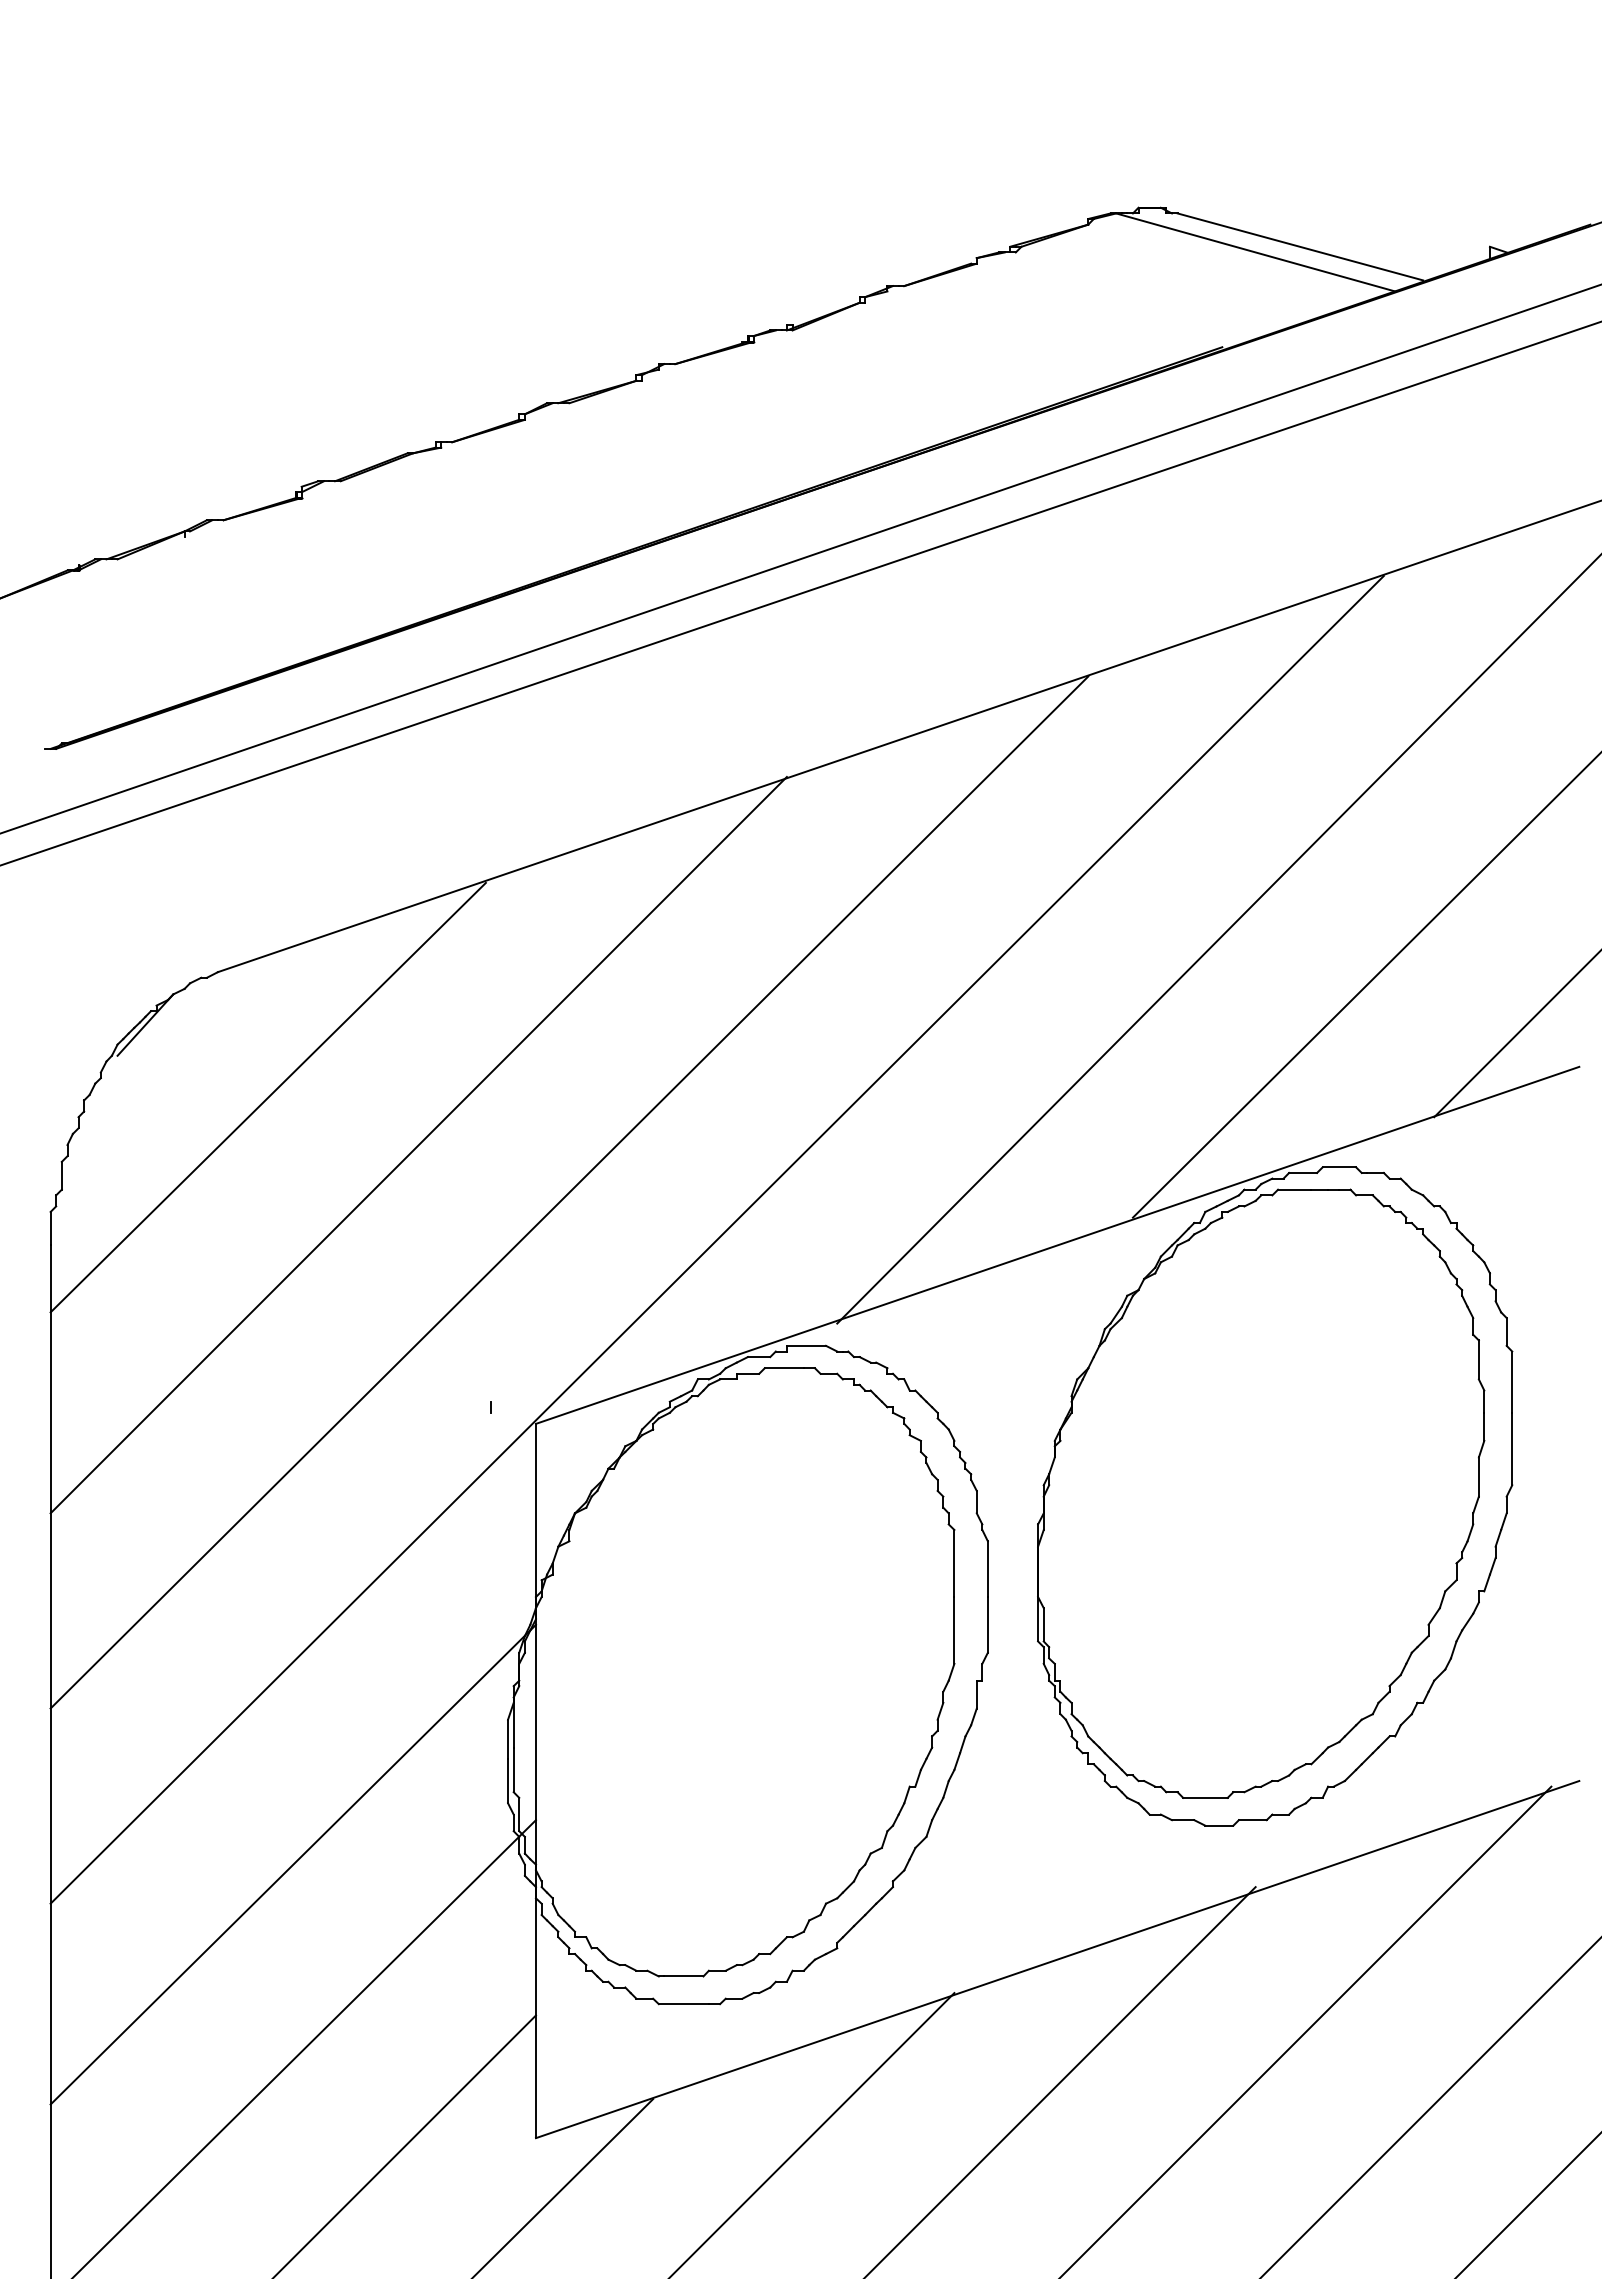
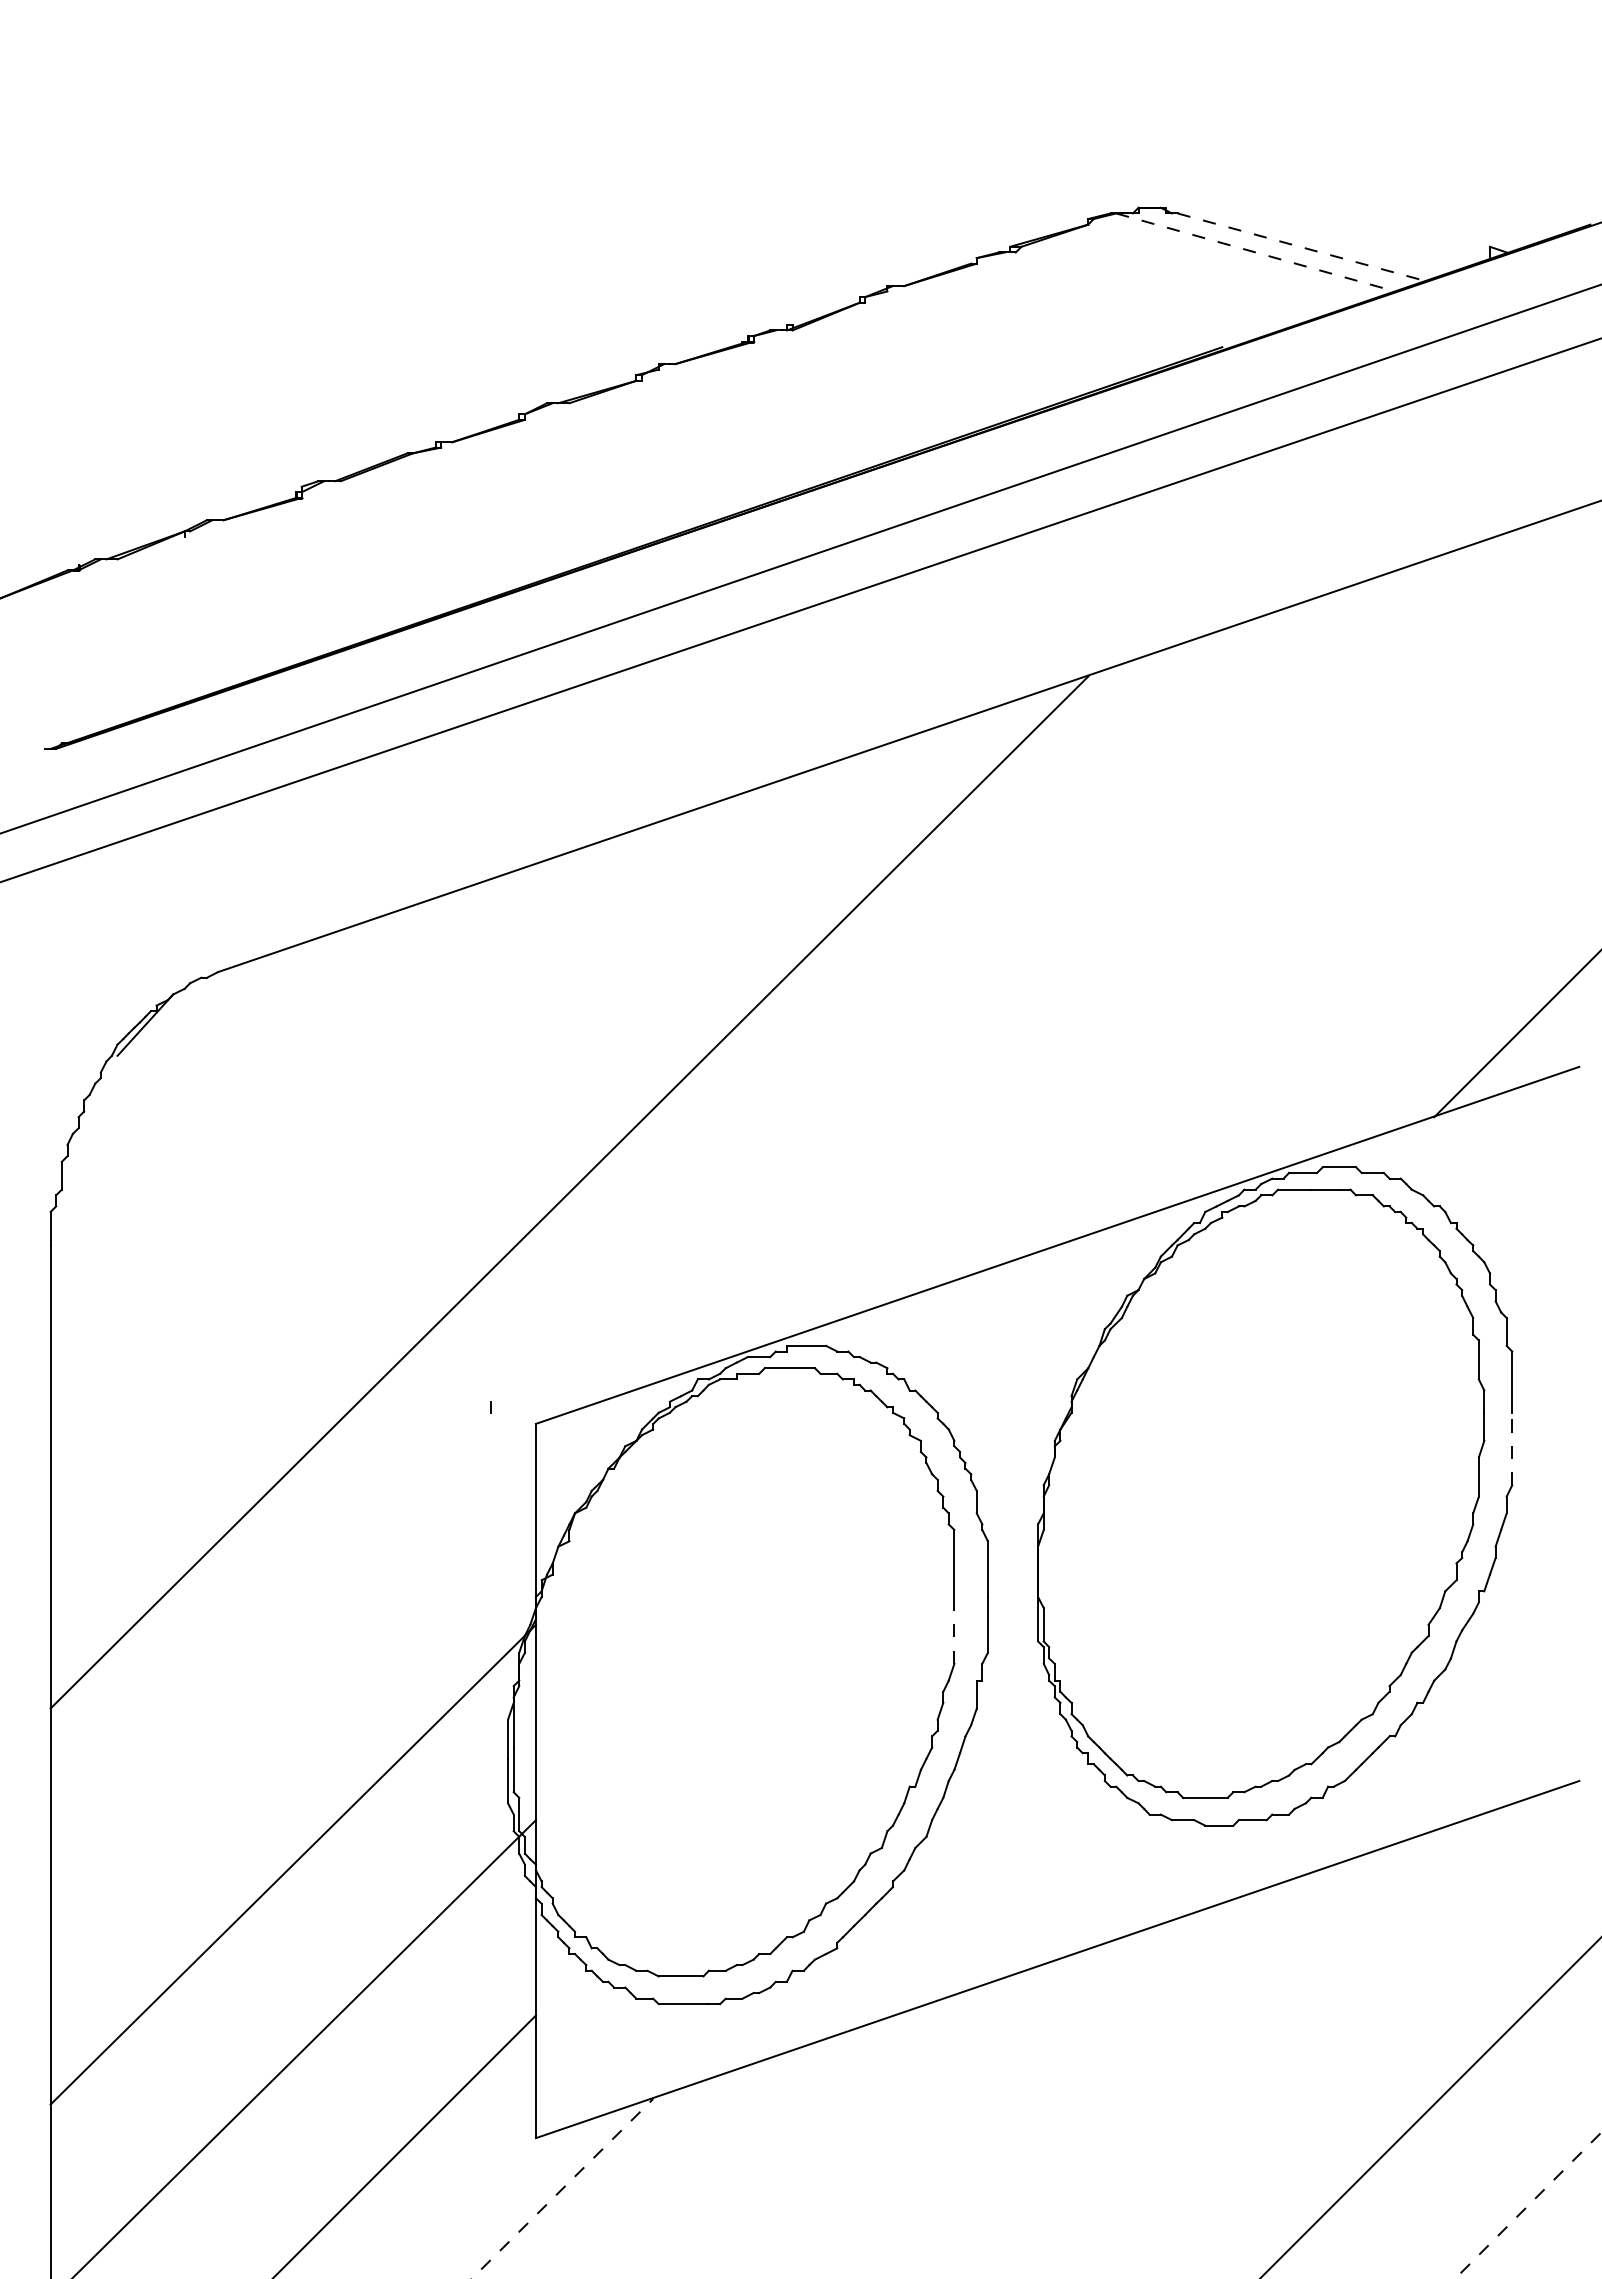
line: solid -> dashed (1300, 247)
line: solid -> dashed (1255, 252)
line position: (800, 593) -> (800, 610) (800, 610)
line: present -> none (1217, 940)
line: present -> none (1365, 986)
line: present -> none (267, 1097)
line: present -> none (418, 1144)
line: present -> none (716, 1239)
line: solid -> dashed (1512, 1448)
line: solid -> dashed (954, 1629)
line: present -> none (1306, 2030)
line: present -> none (1061, 2081)
line: present -> none (812, 2134)
line: solid -> dashed (563, 2188)
line: solid -> dashed (1529, 2204)
